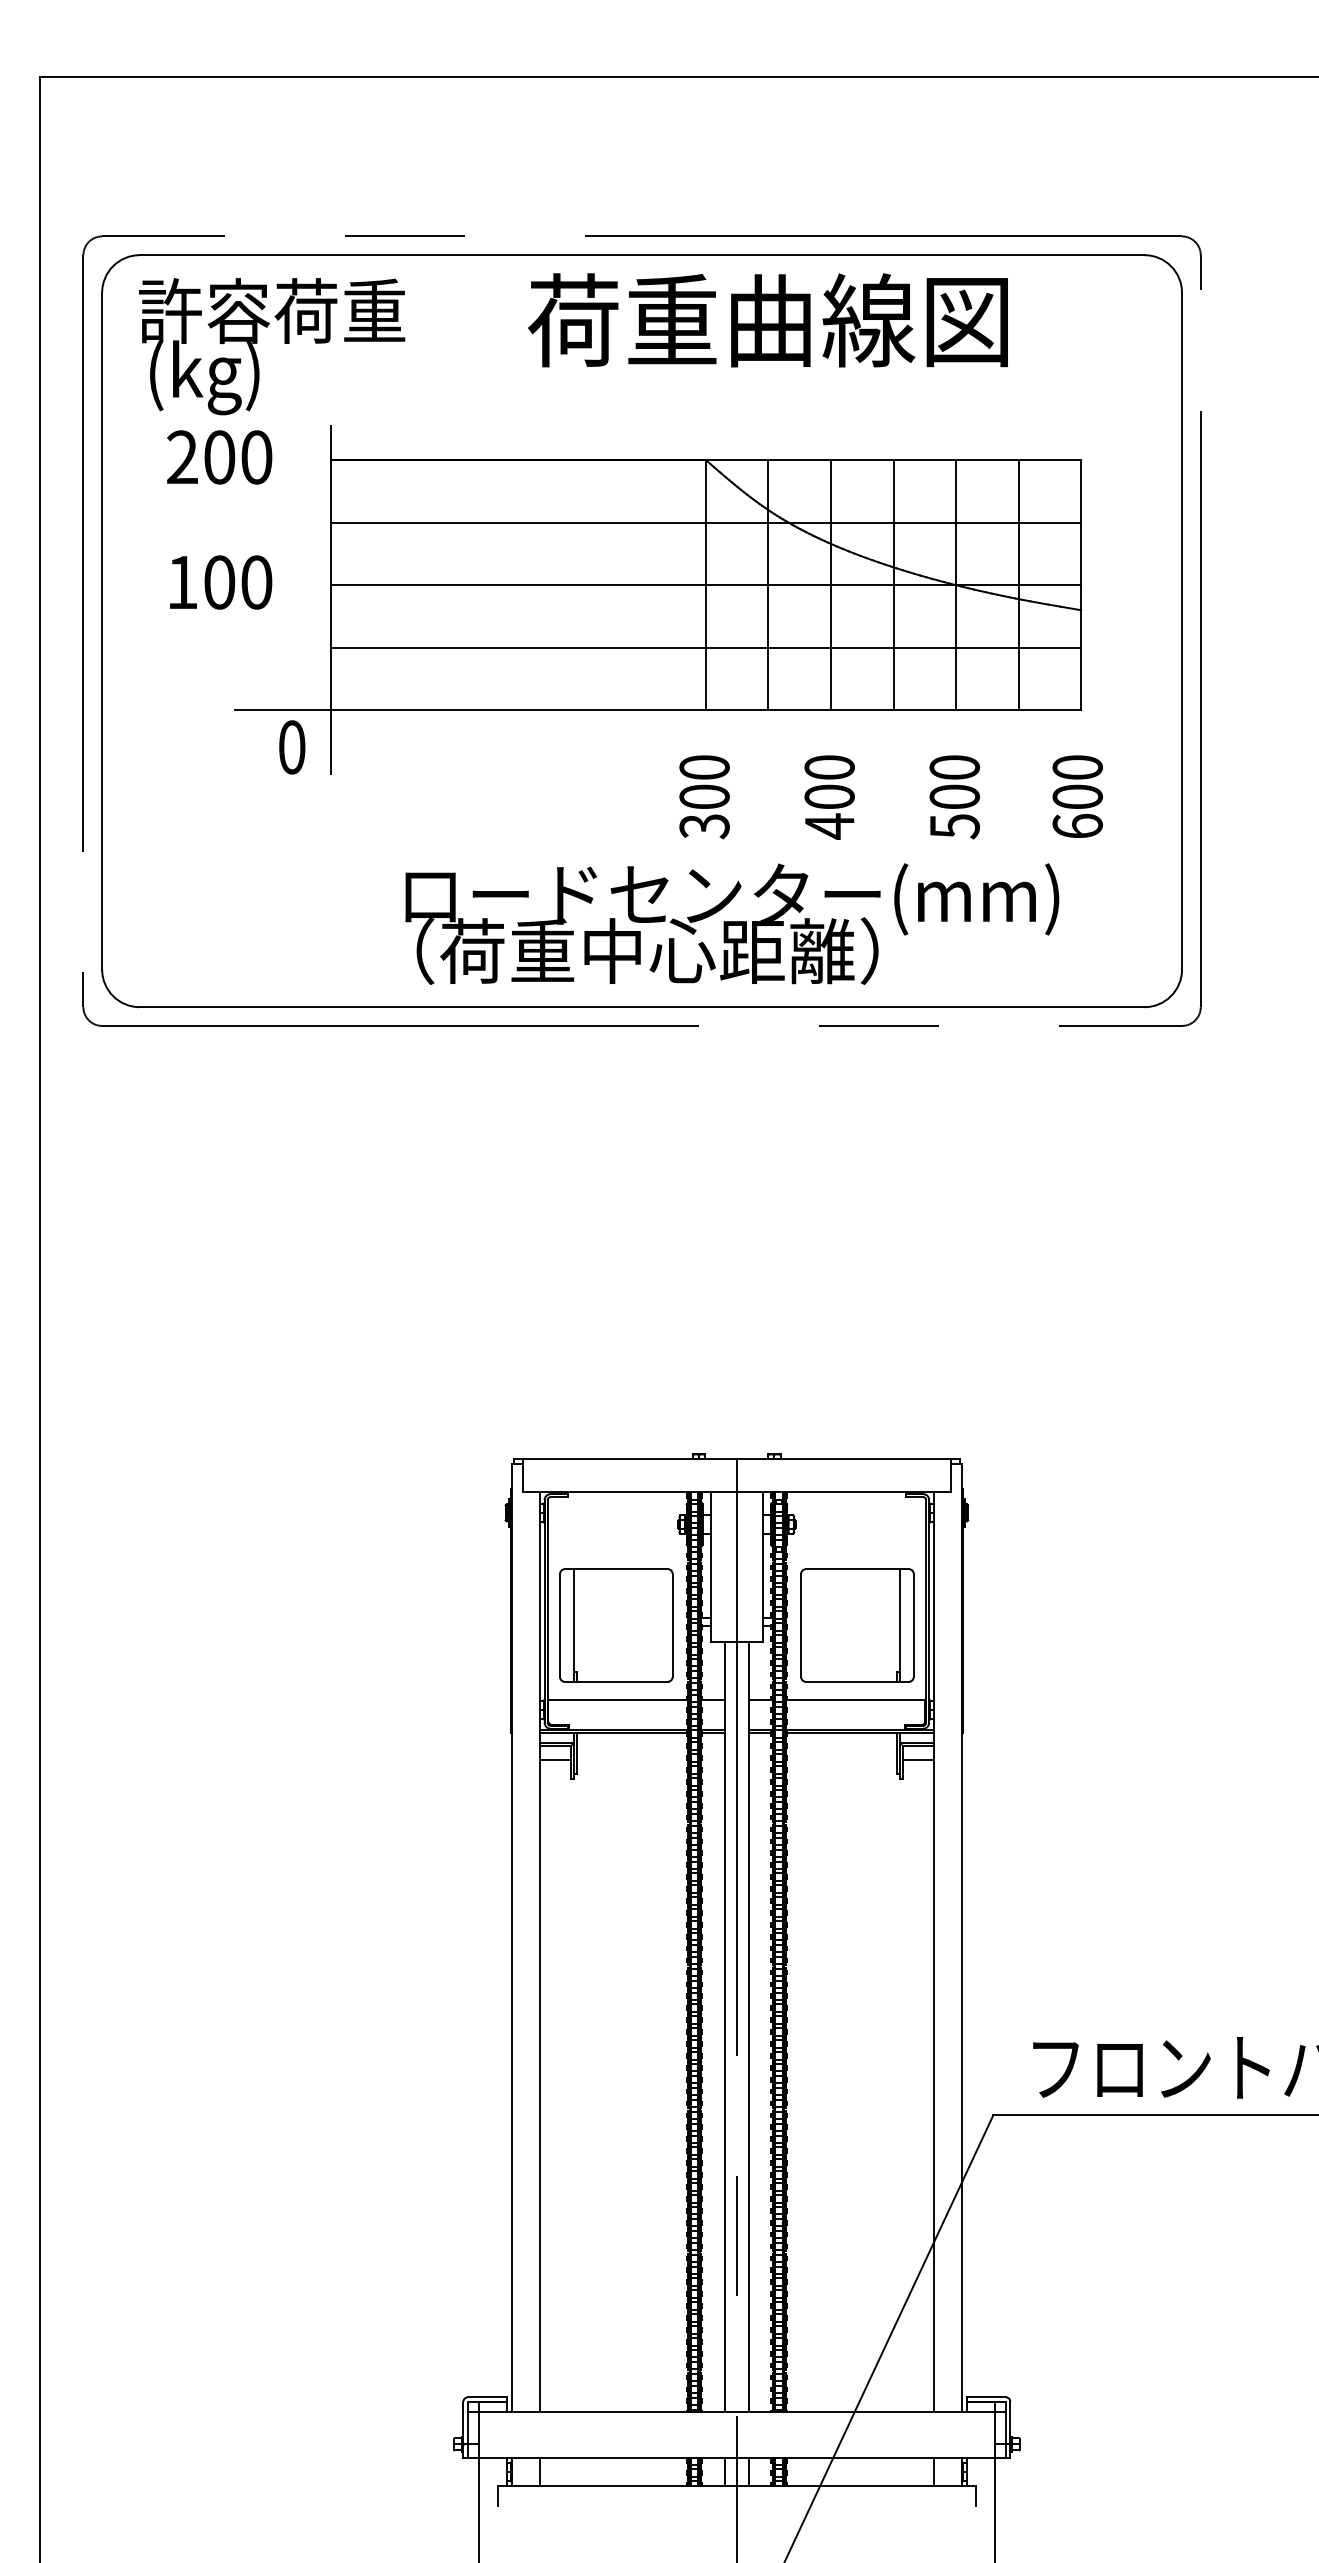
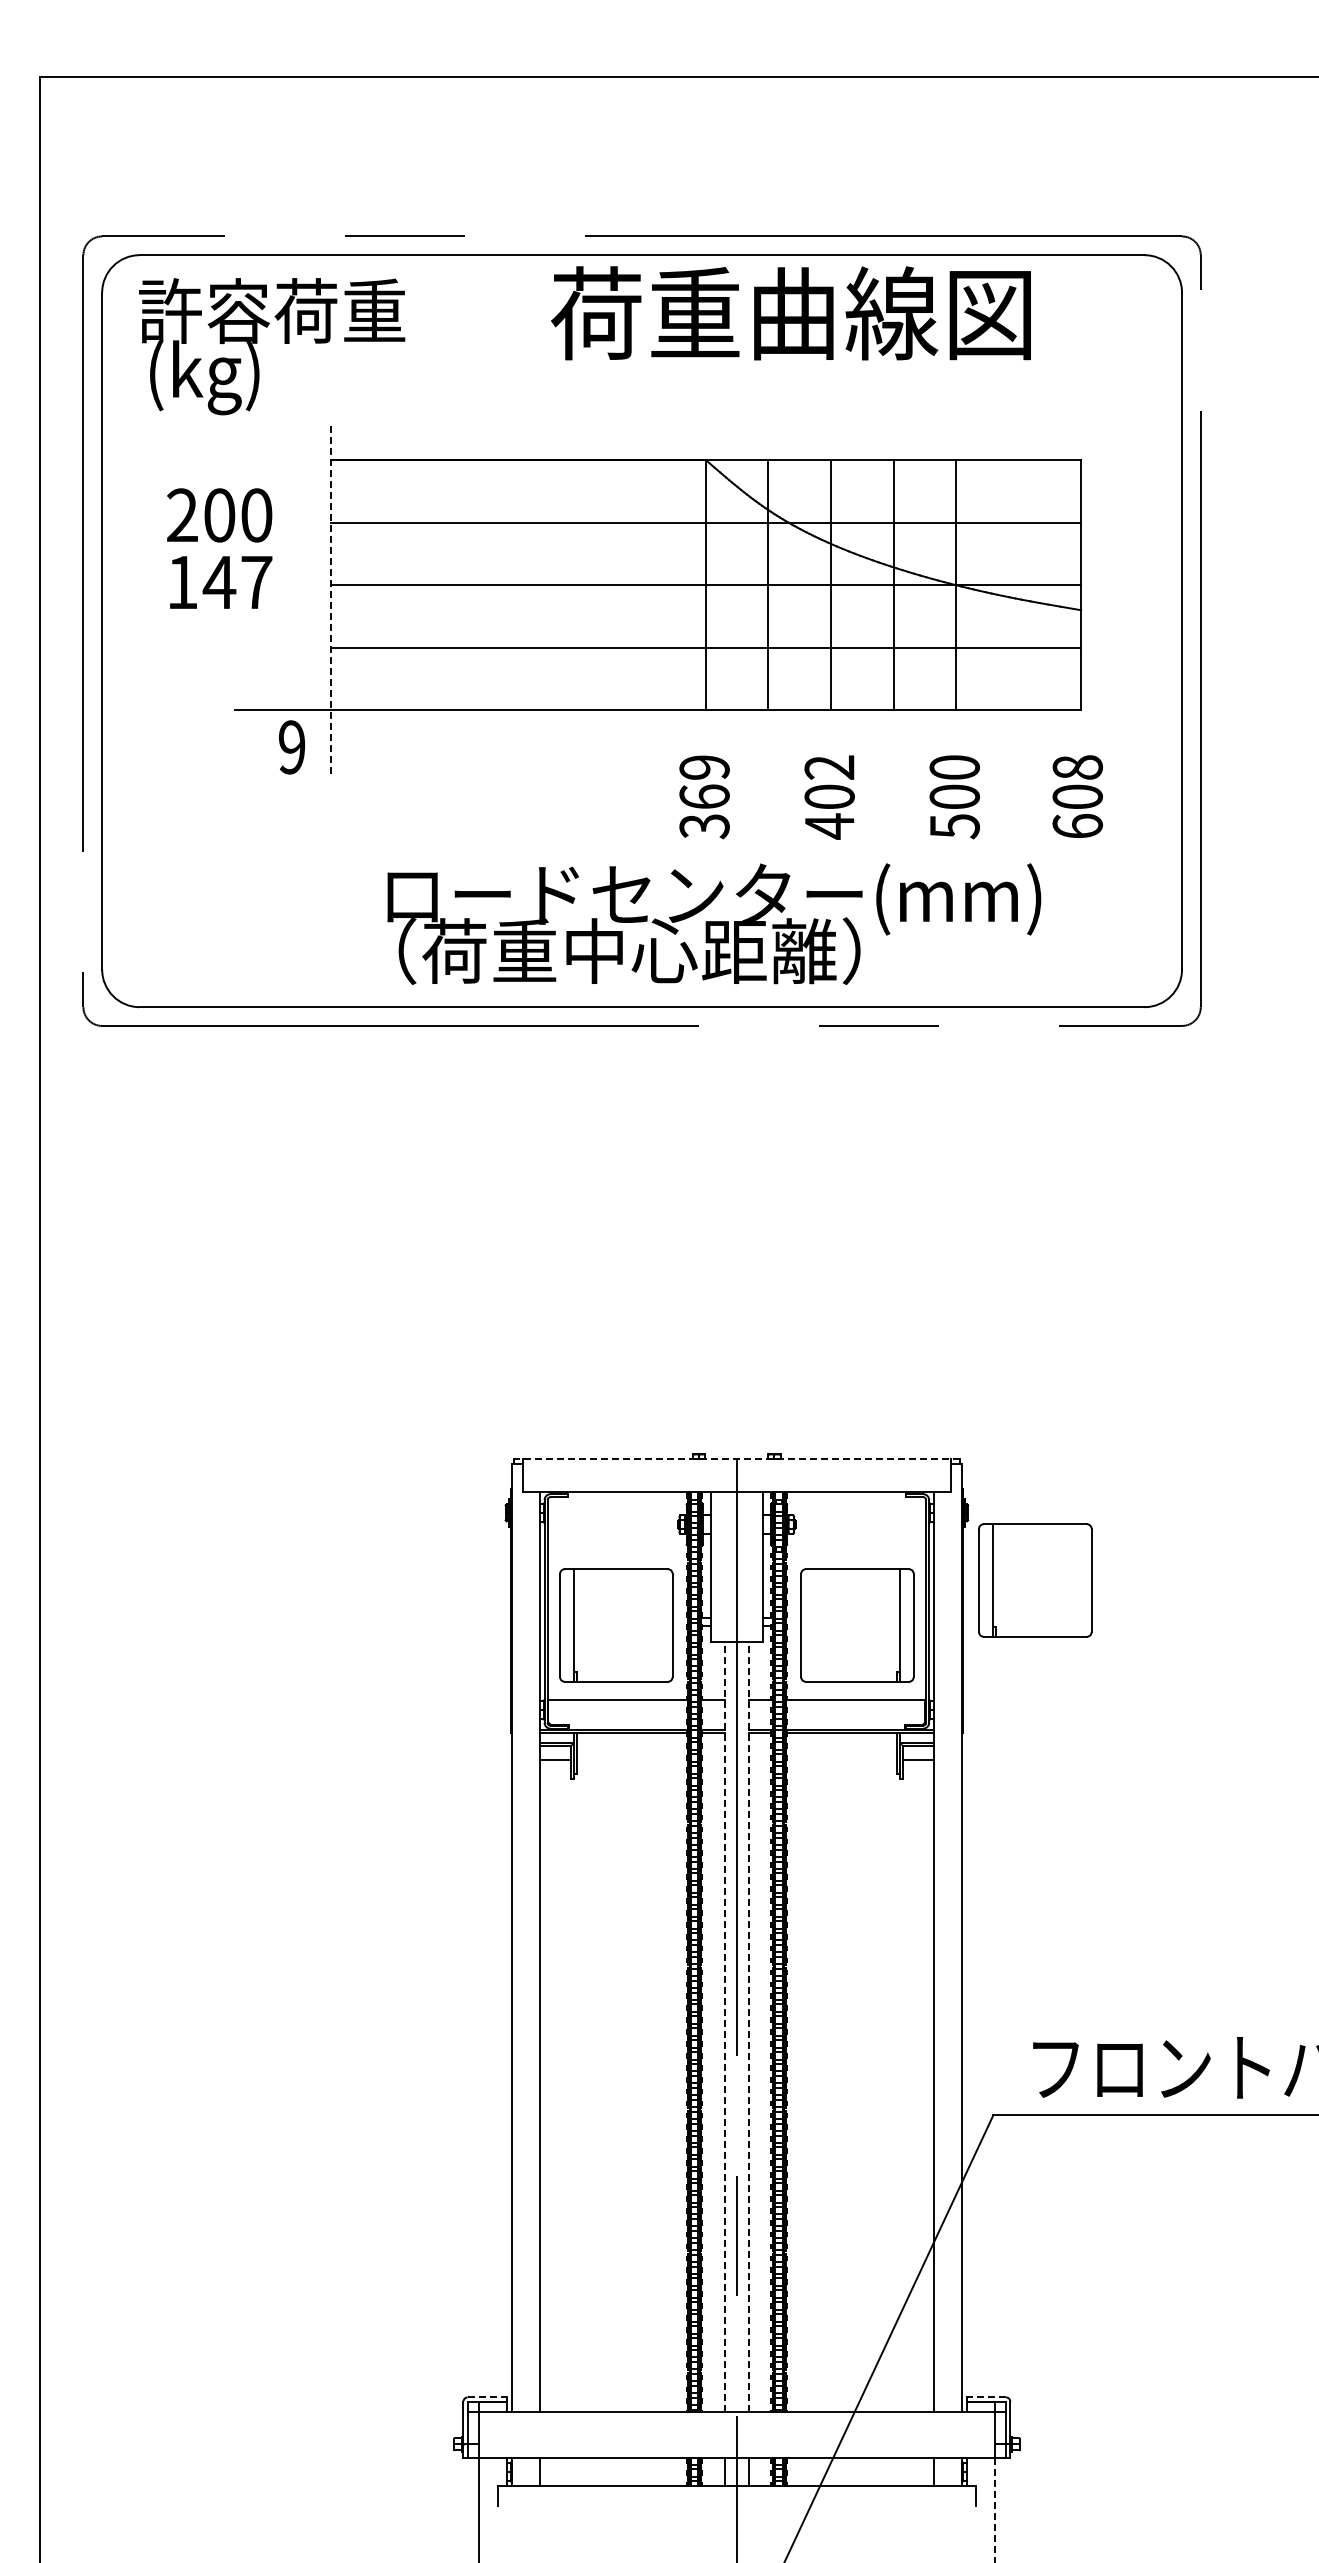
text position: (767, 320) -> (790, 313) (790, 313)
text position: (219, 457) -> (219, 515) (219, 515)
text: 100 -> 147 (237, 582)
line: present -> none (1018, 585)
line: solid -> dashed (330, 599)
text: 0 -> 9 (292, 747)
text: 400 -> 402 (829, 767)
text: 600 -> 608 (1077, 767)
text: 300 -> 369 (704, 781)
text position: (732, 923) -> (714, 923) (714, 923)
line: solid -> dashed (736, 1459)
part: none -> present (1035, 1580)
line: solid -> dashed (725, 2026)
line: solid -> dashed (748, 2026)
line: solid -> dashed (487, 2397)
line: solid -> dashed (986, 2397)
line: solid -> dashed (994, 2510)
